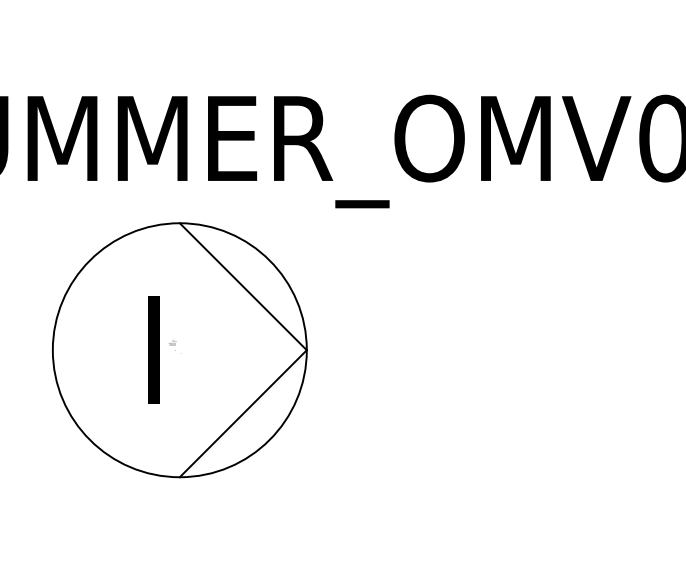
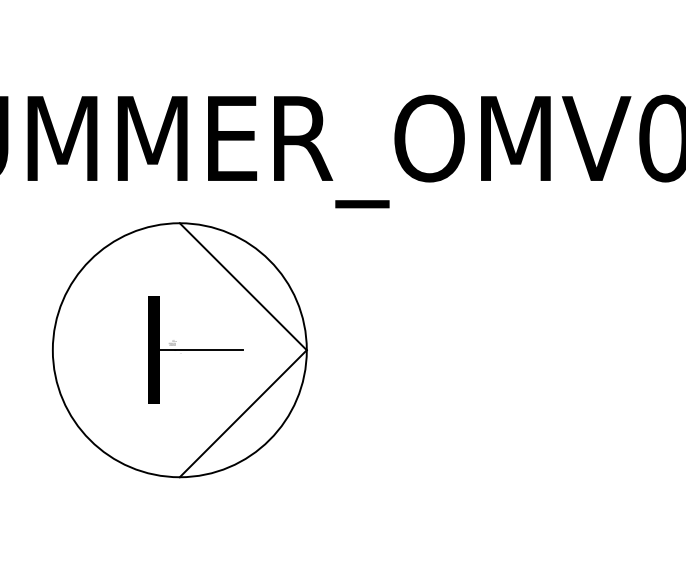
line: none -> present (200, 350)
